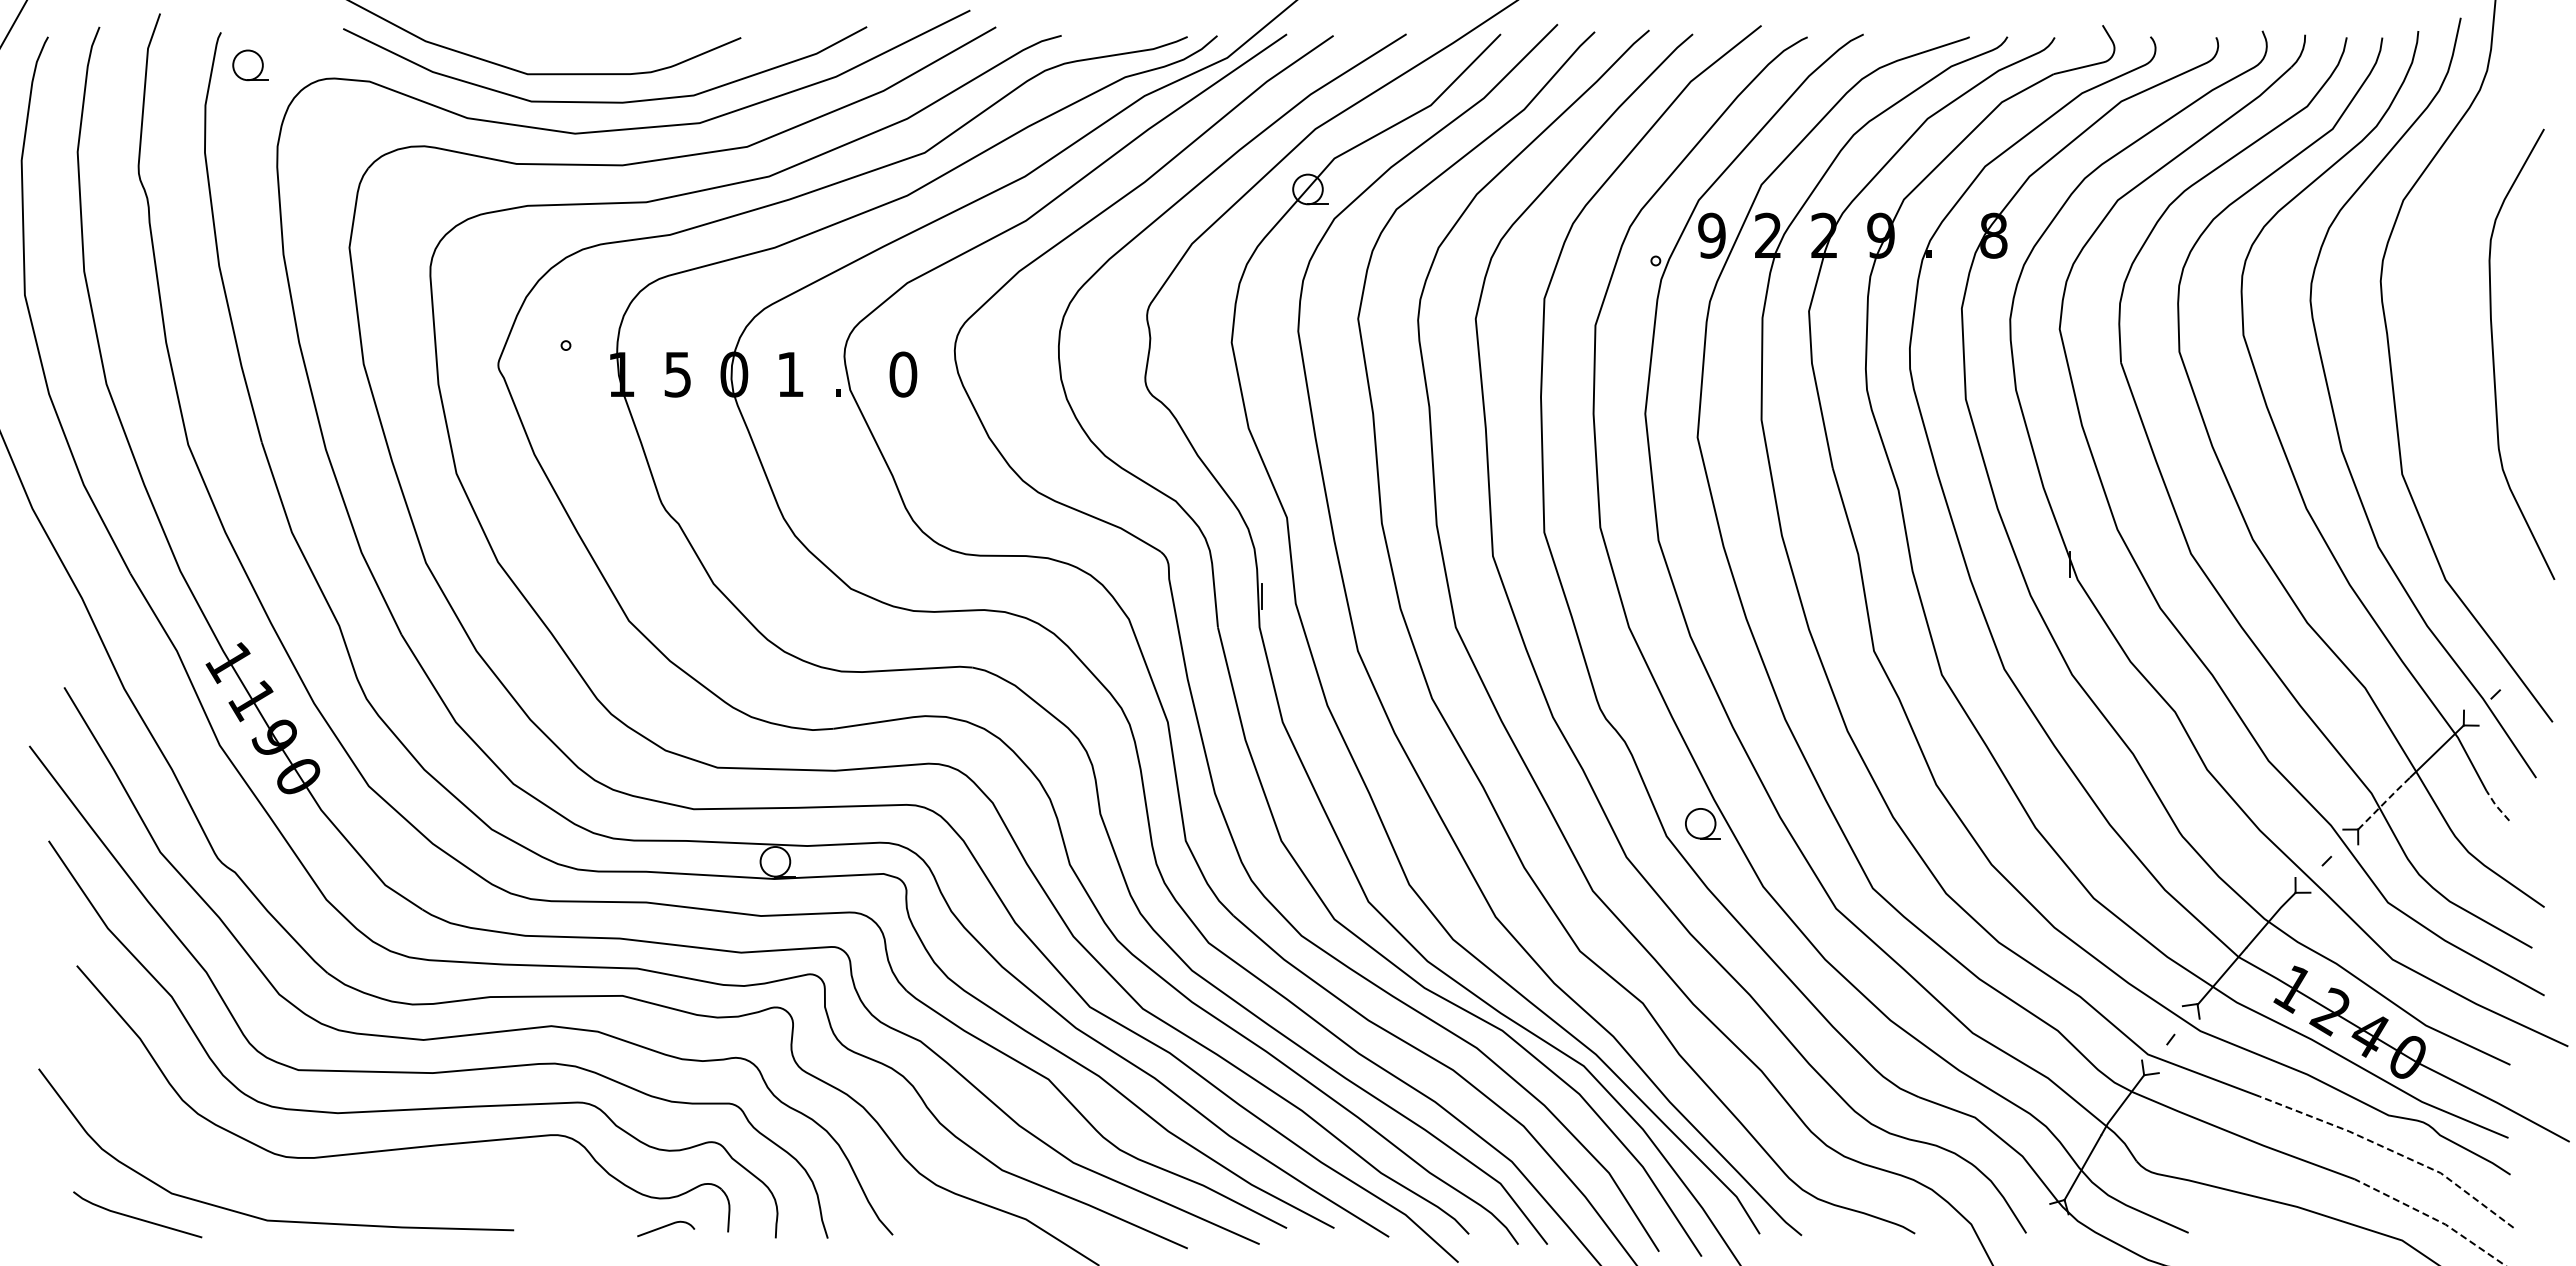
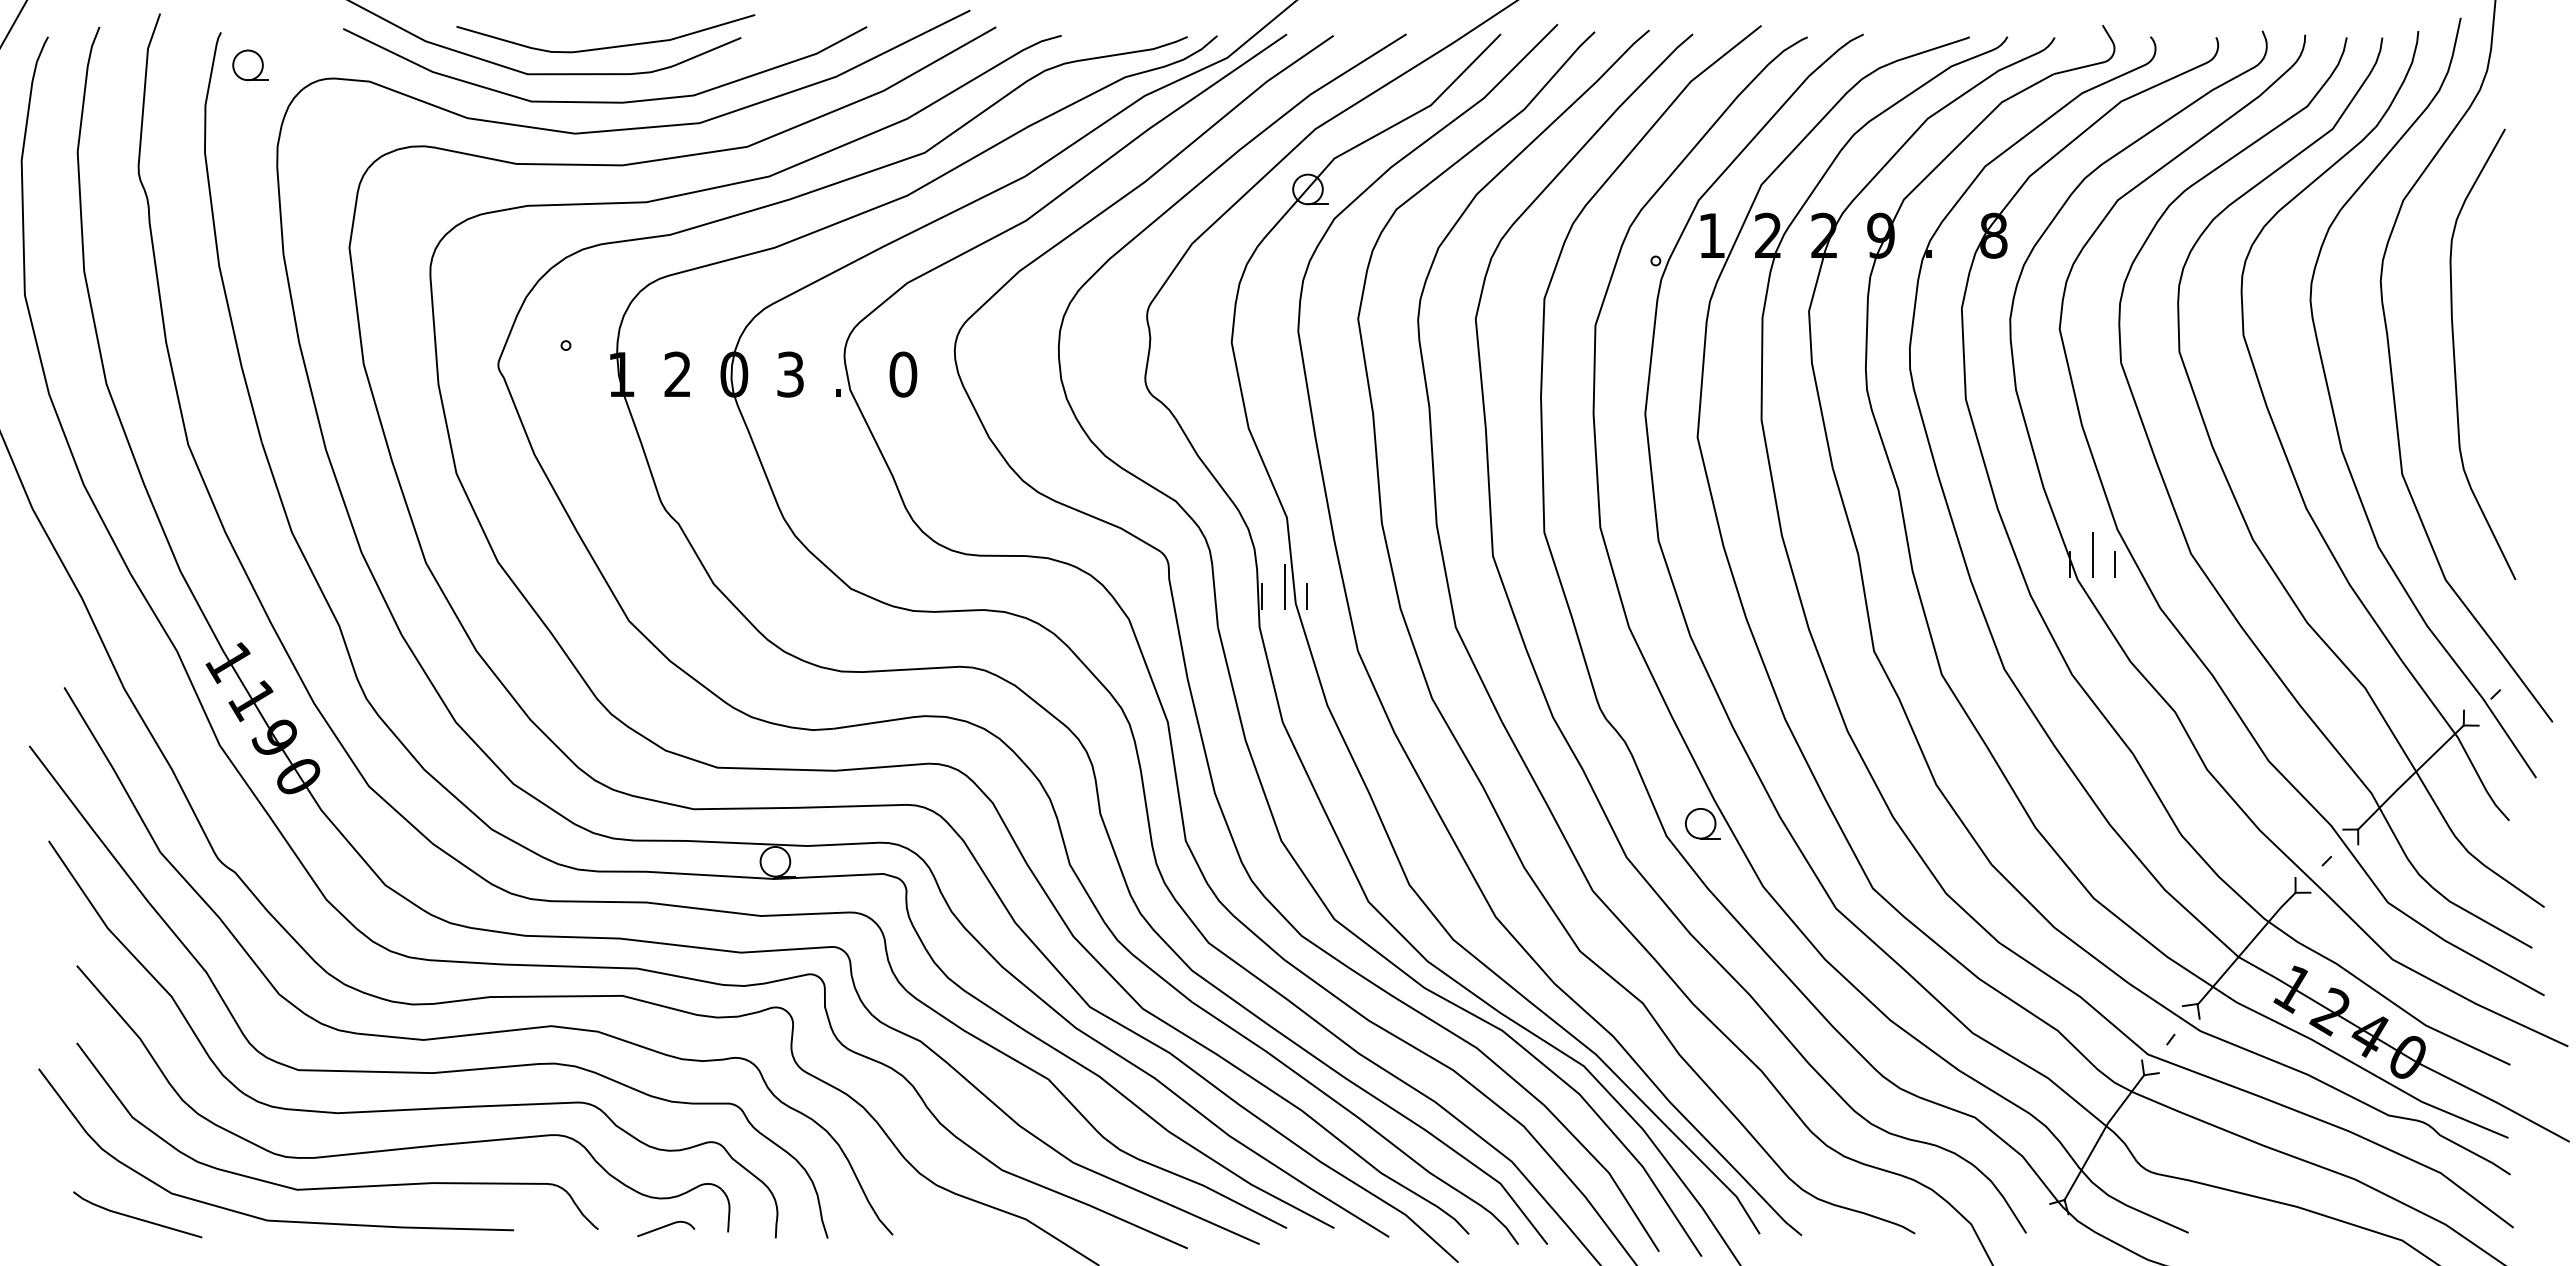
curve: none -> present (608, 46)
text: 9 -> 1 (1711, 235)
curve position: (2494, 356) -> (2455, 356) (2455, 356)
text: 5 -> 2 (677, 374)
text: 1 -> 3 (790, 374)
line: none -> present (2092, 554)
line: none -> present (2114, 564)
line: none -> present (1284, 586)
line: none -> present (1306, 596)
line: dashed -> solid (2384, 802)
line: dashed -> solid (2496, 805)
line: dashed -> solid (2392, 1151)
curve: none -> present (338, 1186)
line: dashed -> solid (2433, 1218)
